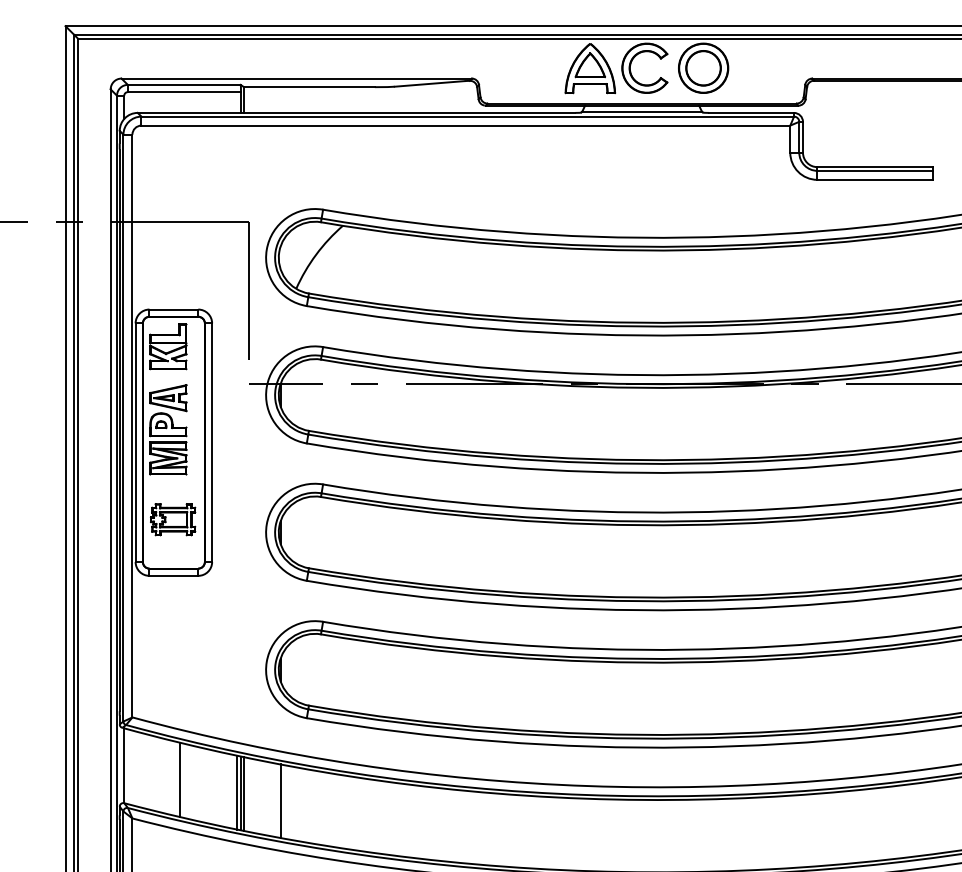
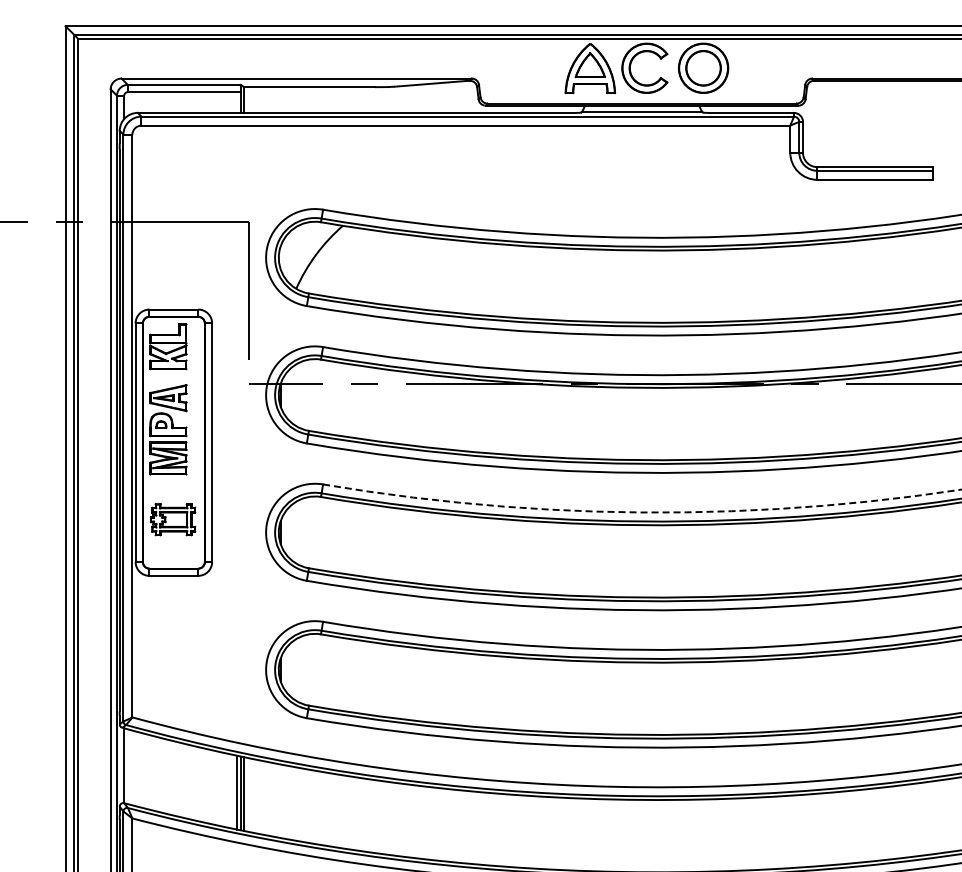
arc: solid -> dashed (642, 512)
line: present -> none (179, 779)
line: present -> none (280, 801)
